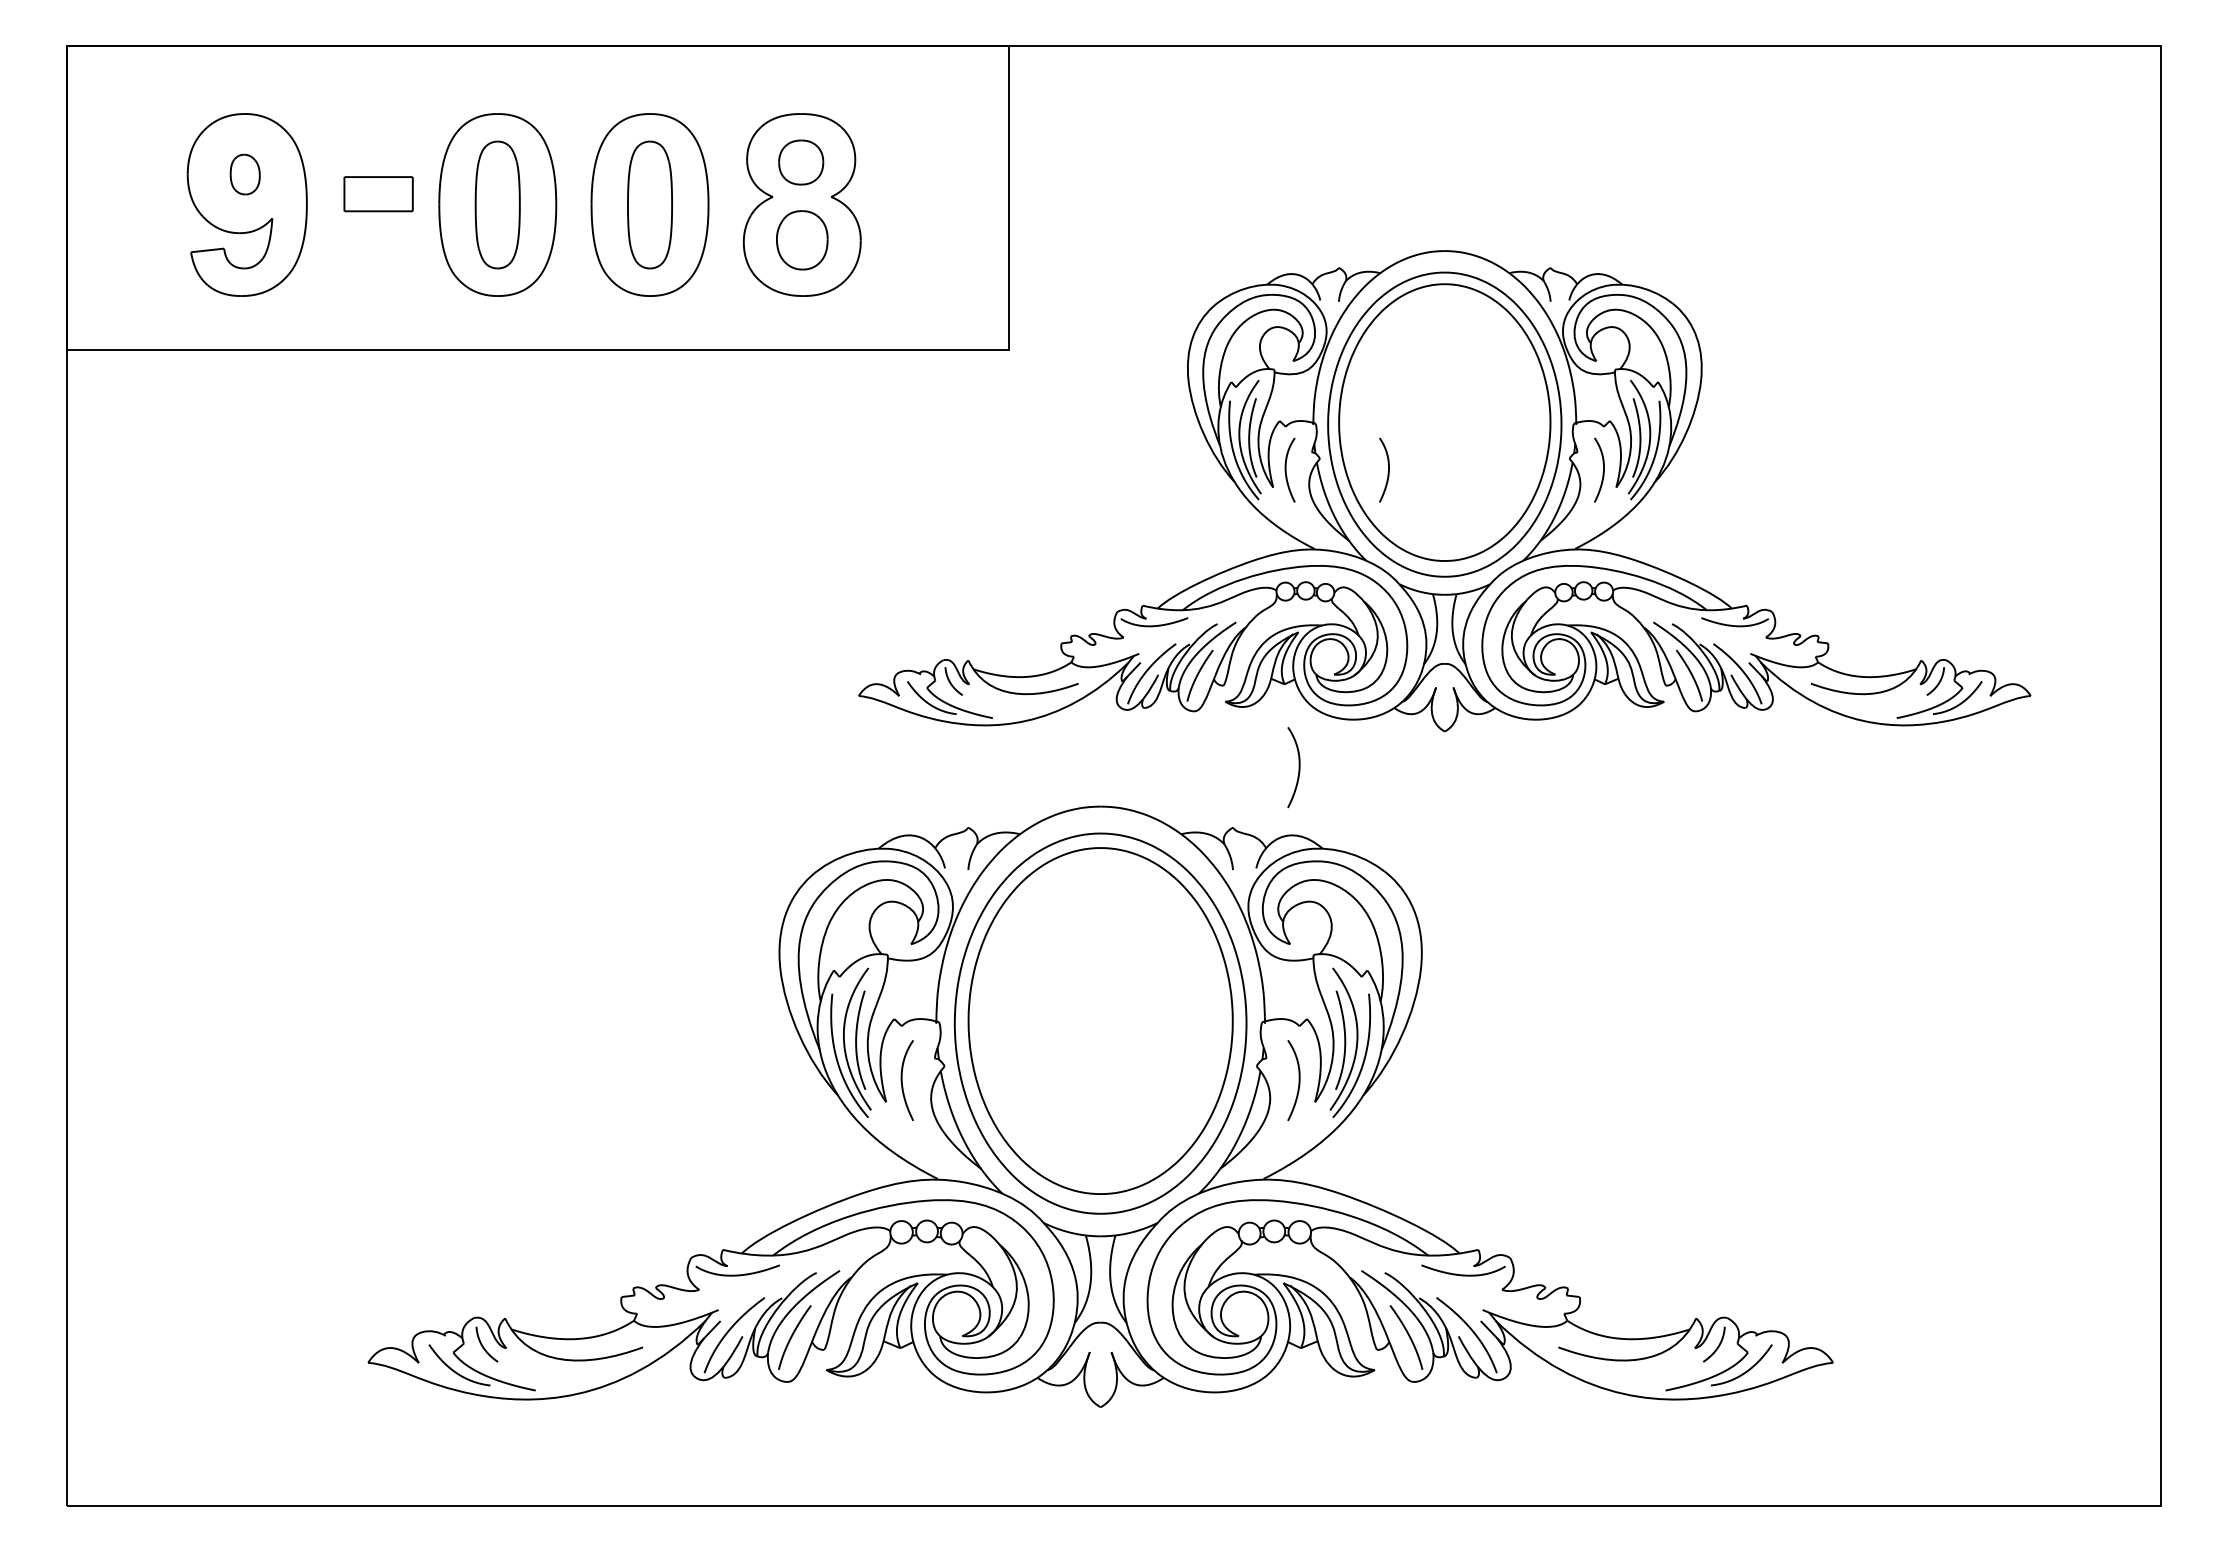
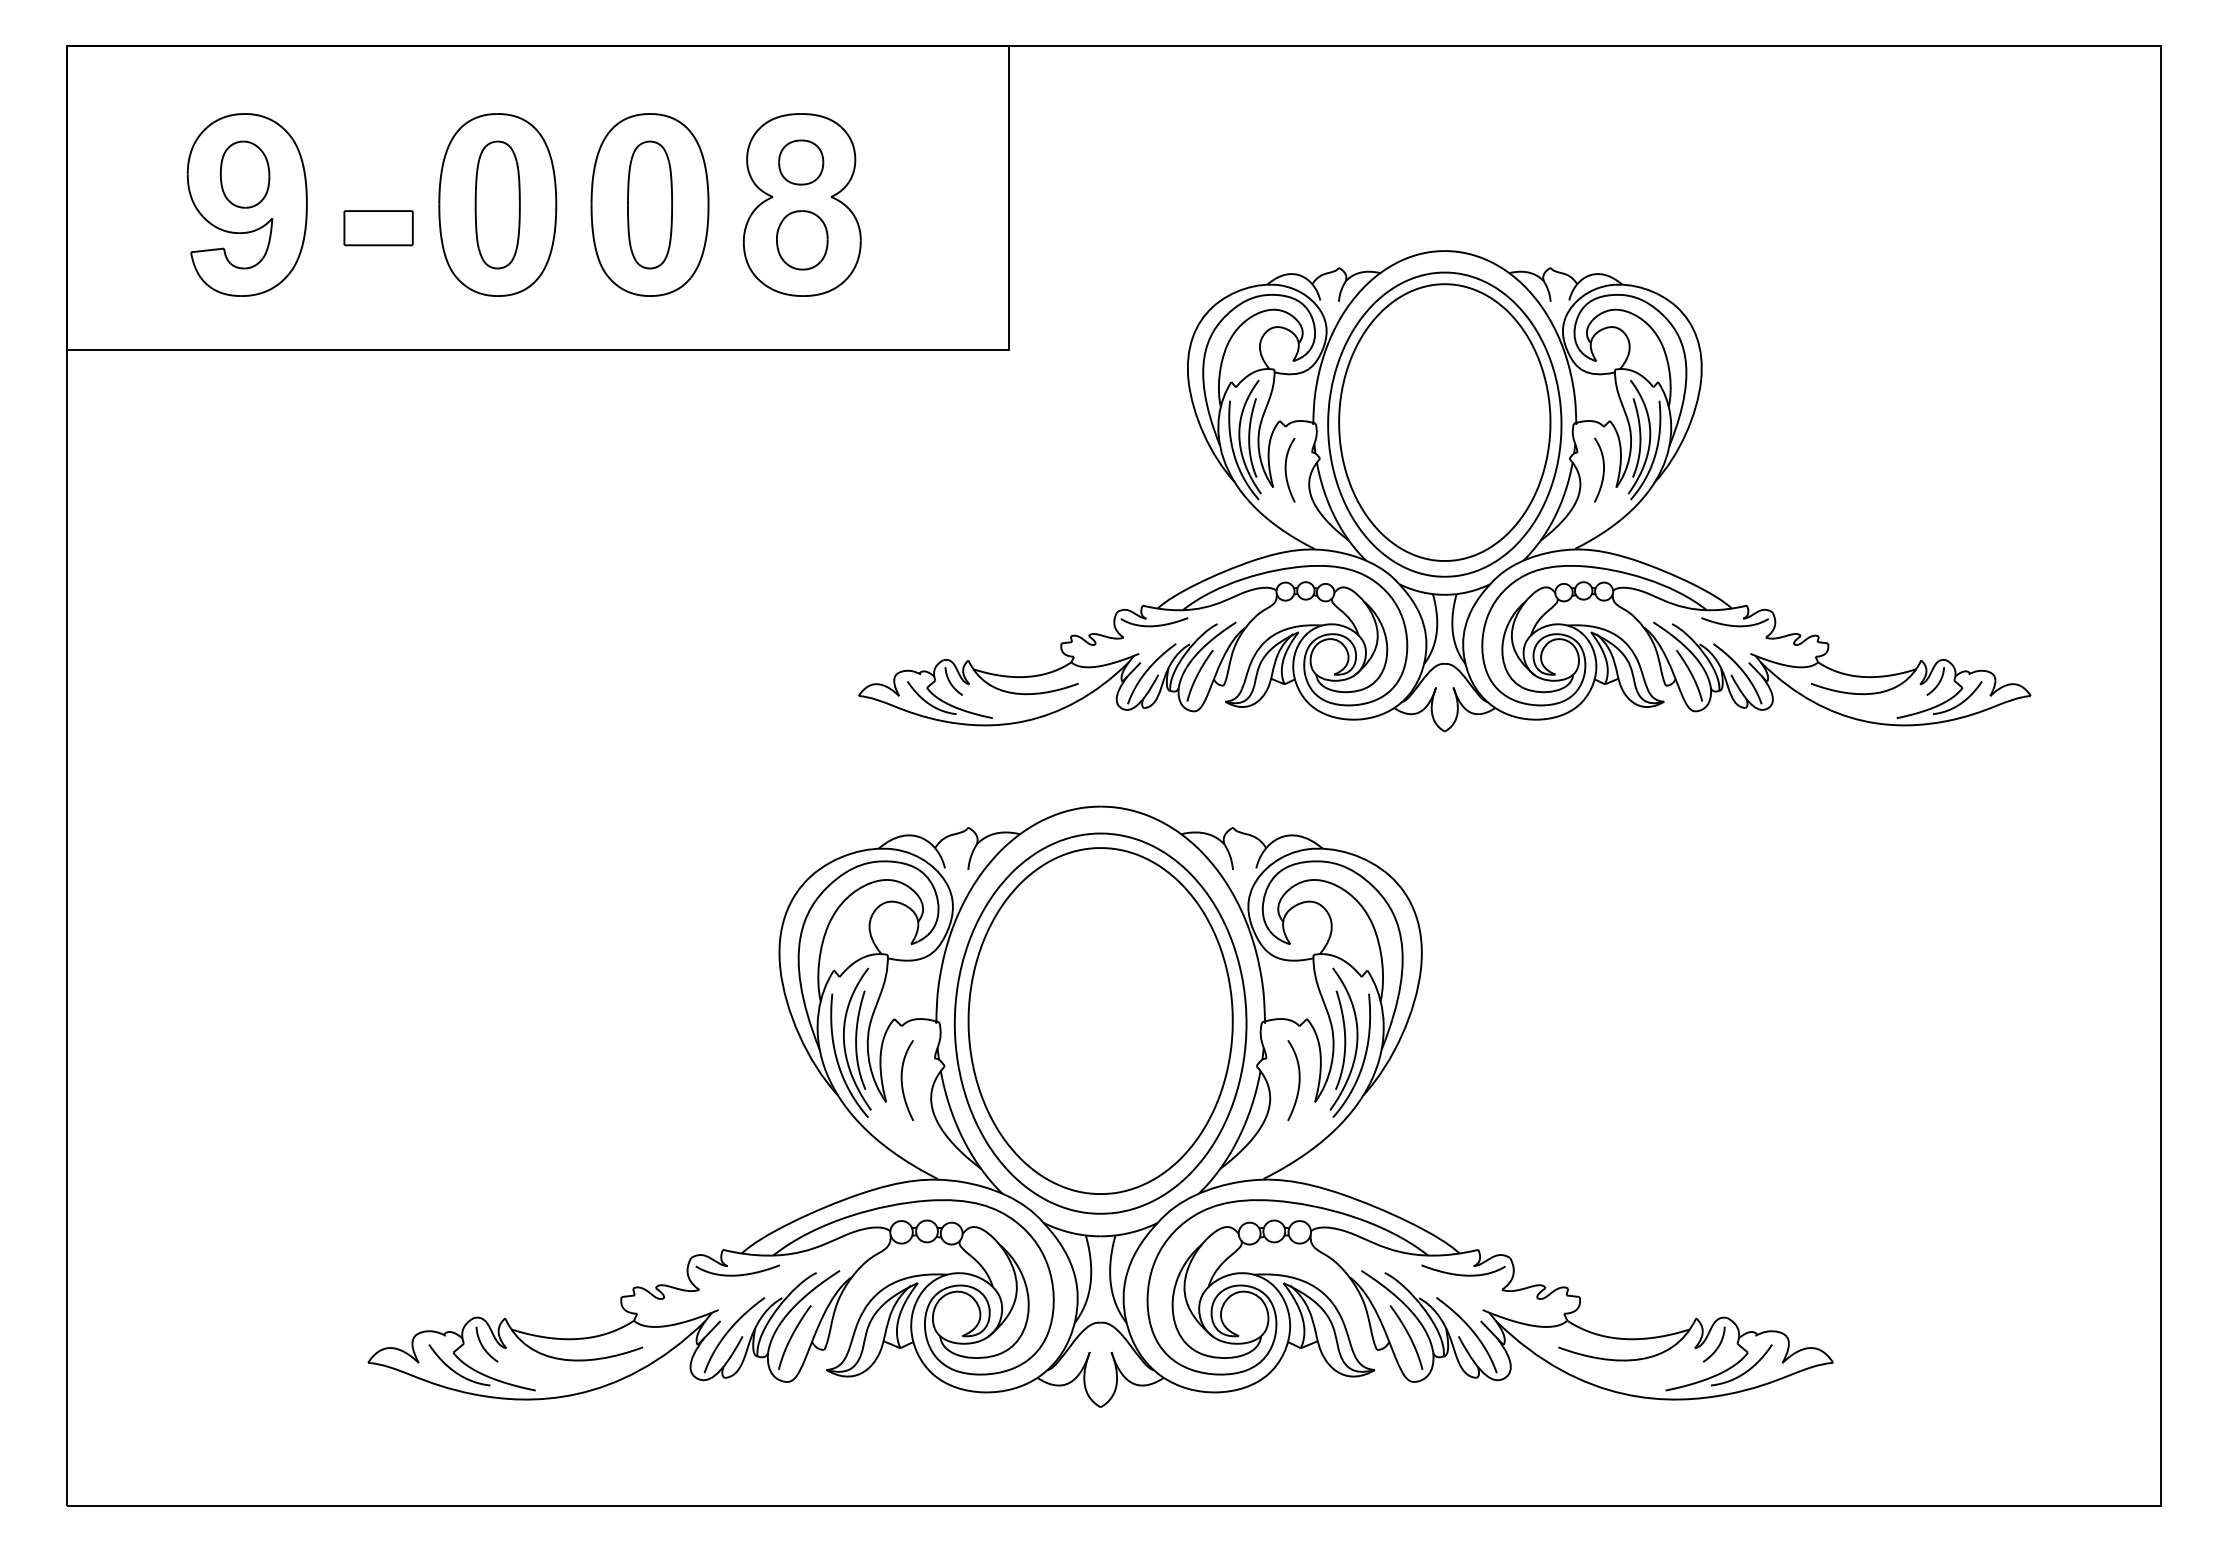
part size: 32x43 px -> 51x69 px (245, 174)
part position: (378, 194) -> (378, 228) (378, 228)
curve: present -> none (1388, 469)
curve: present -> none (1298, 767)
